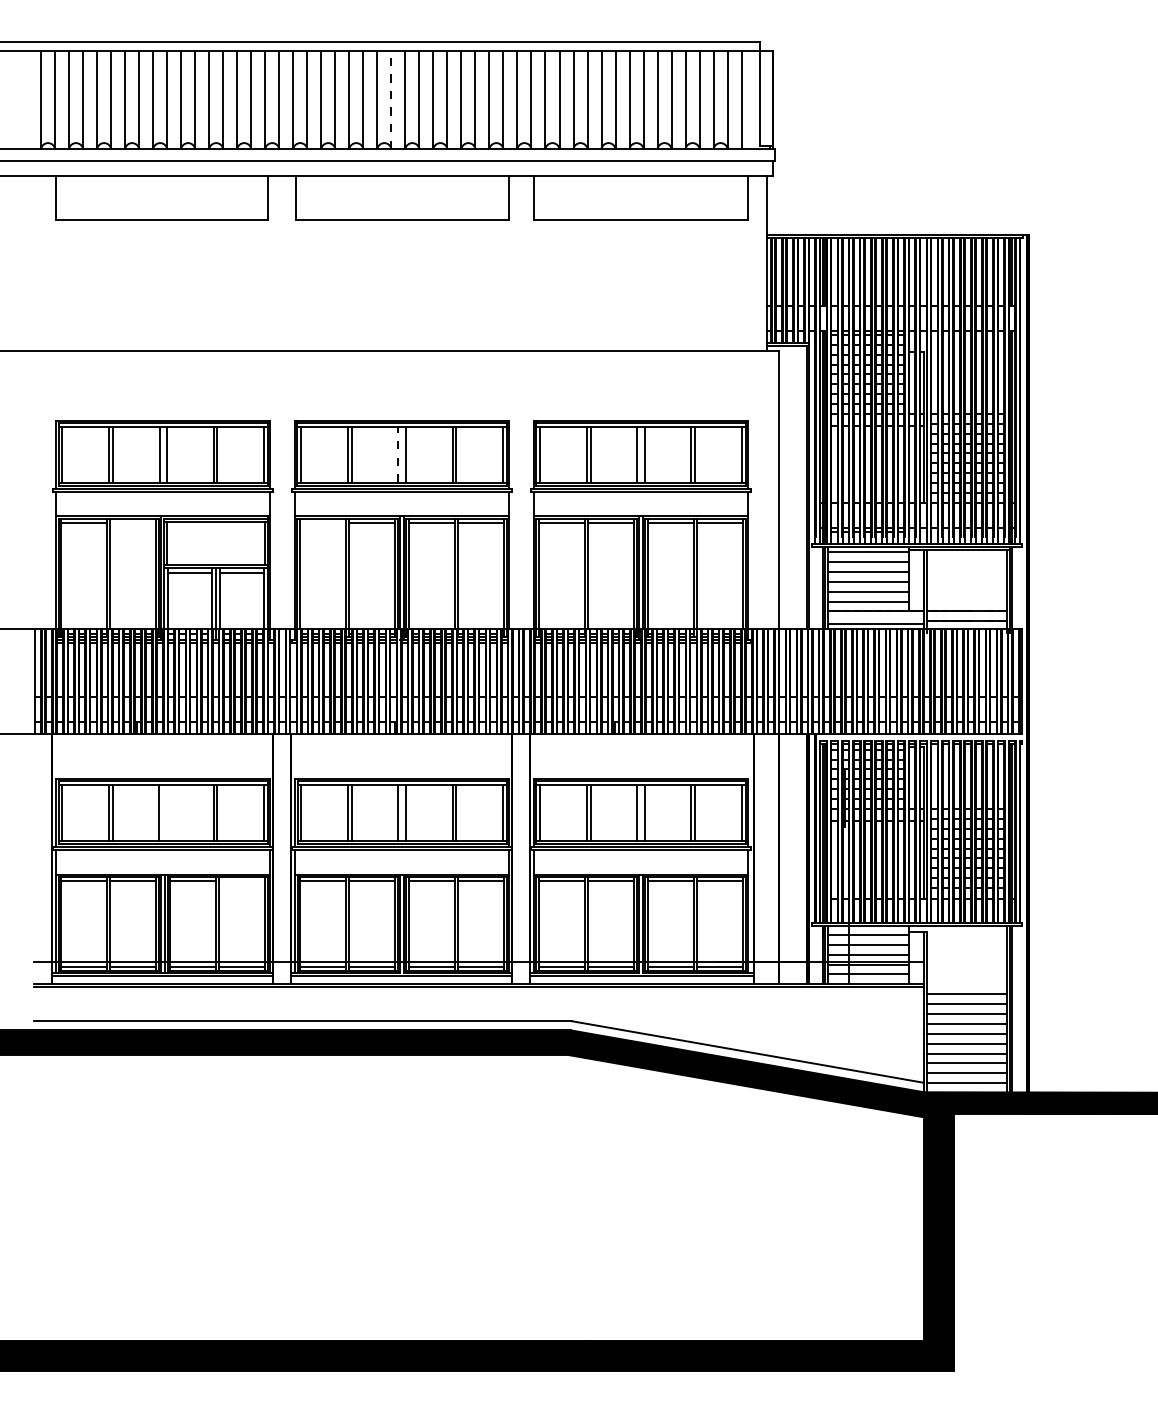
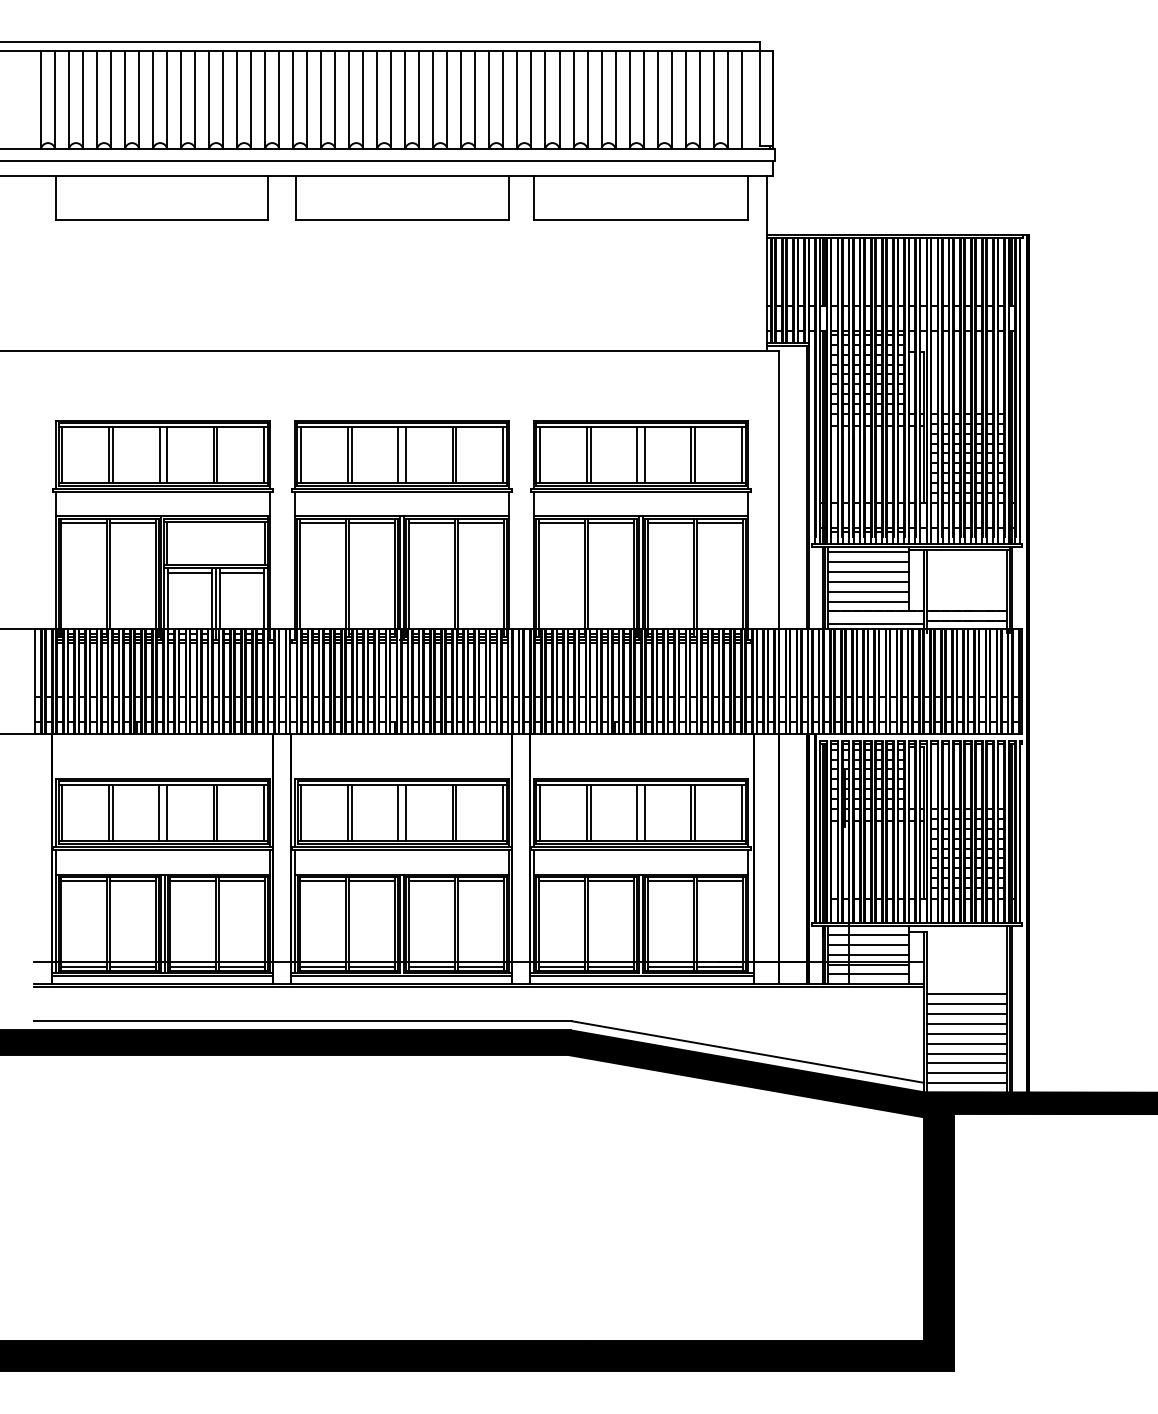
line: dashed -> solid (391, 99)
line: dashed -> solid (398, 454)
line: none -> present (133, 522)
line: none -> present (322, 522)
line: none -> present (166, 812)
line: none -> present (242, 880)
